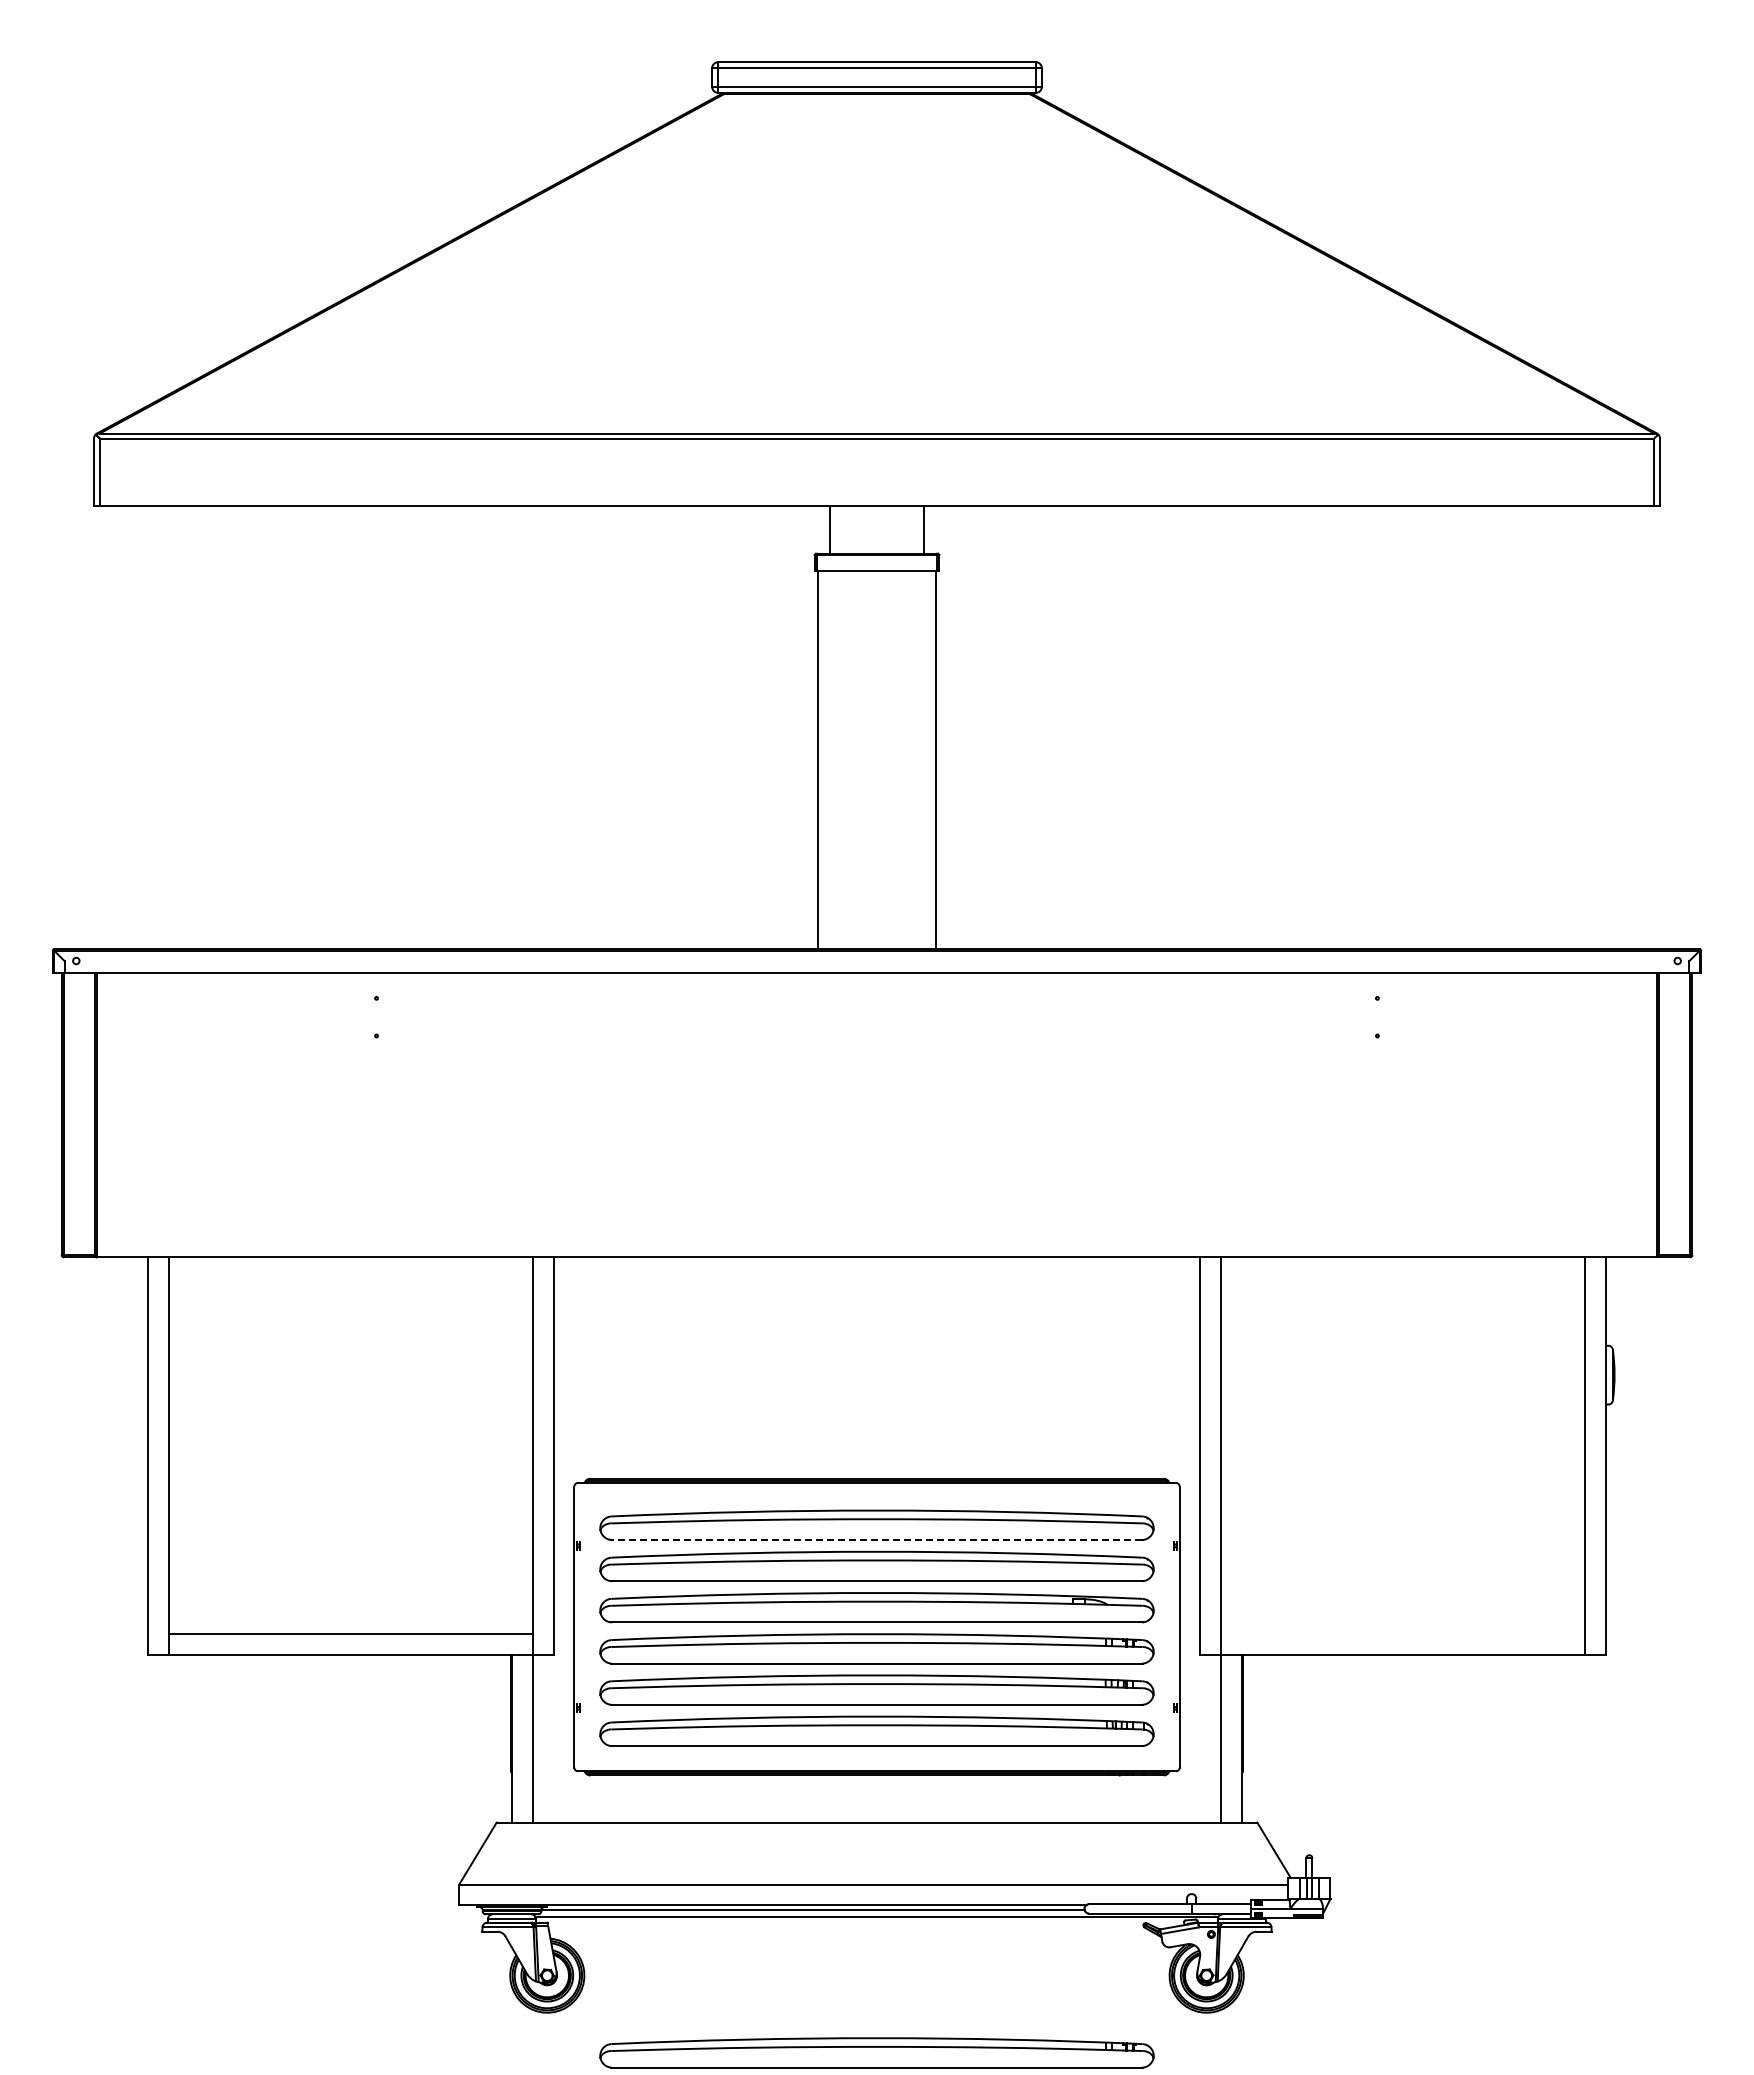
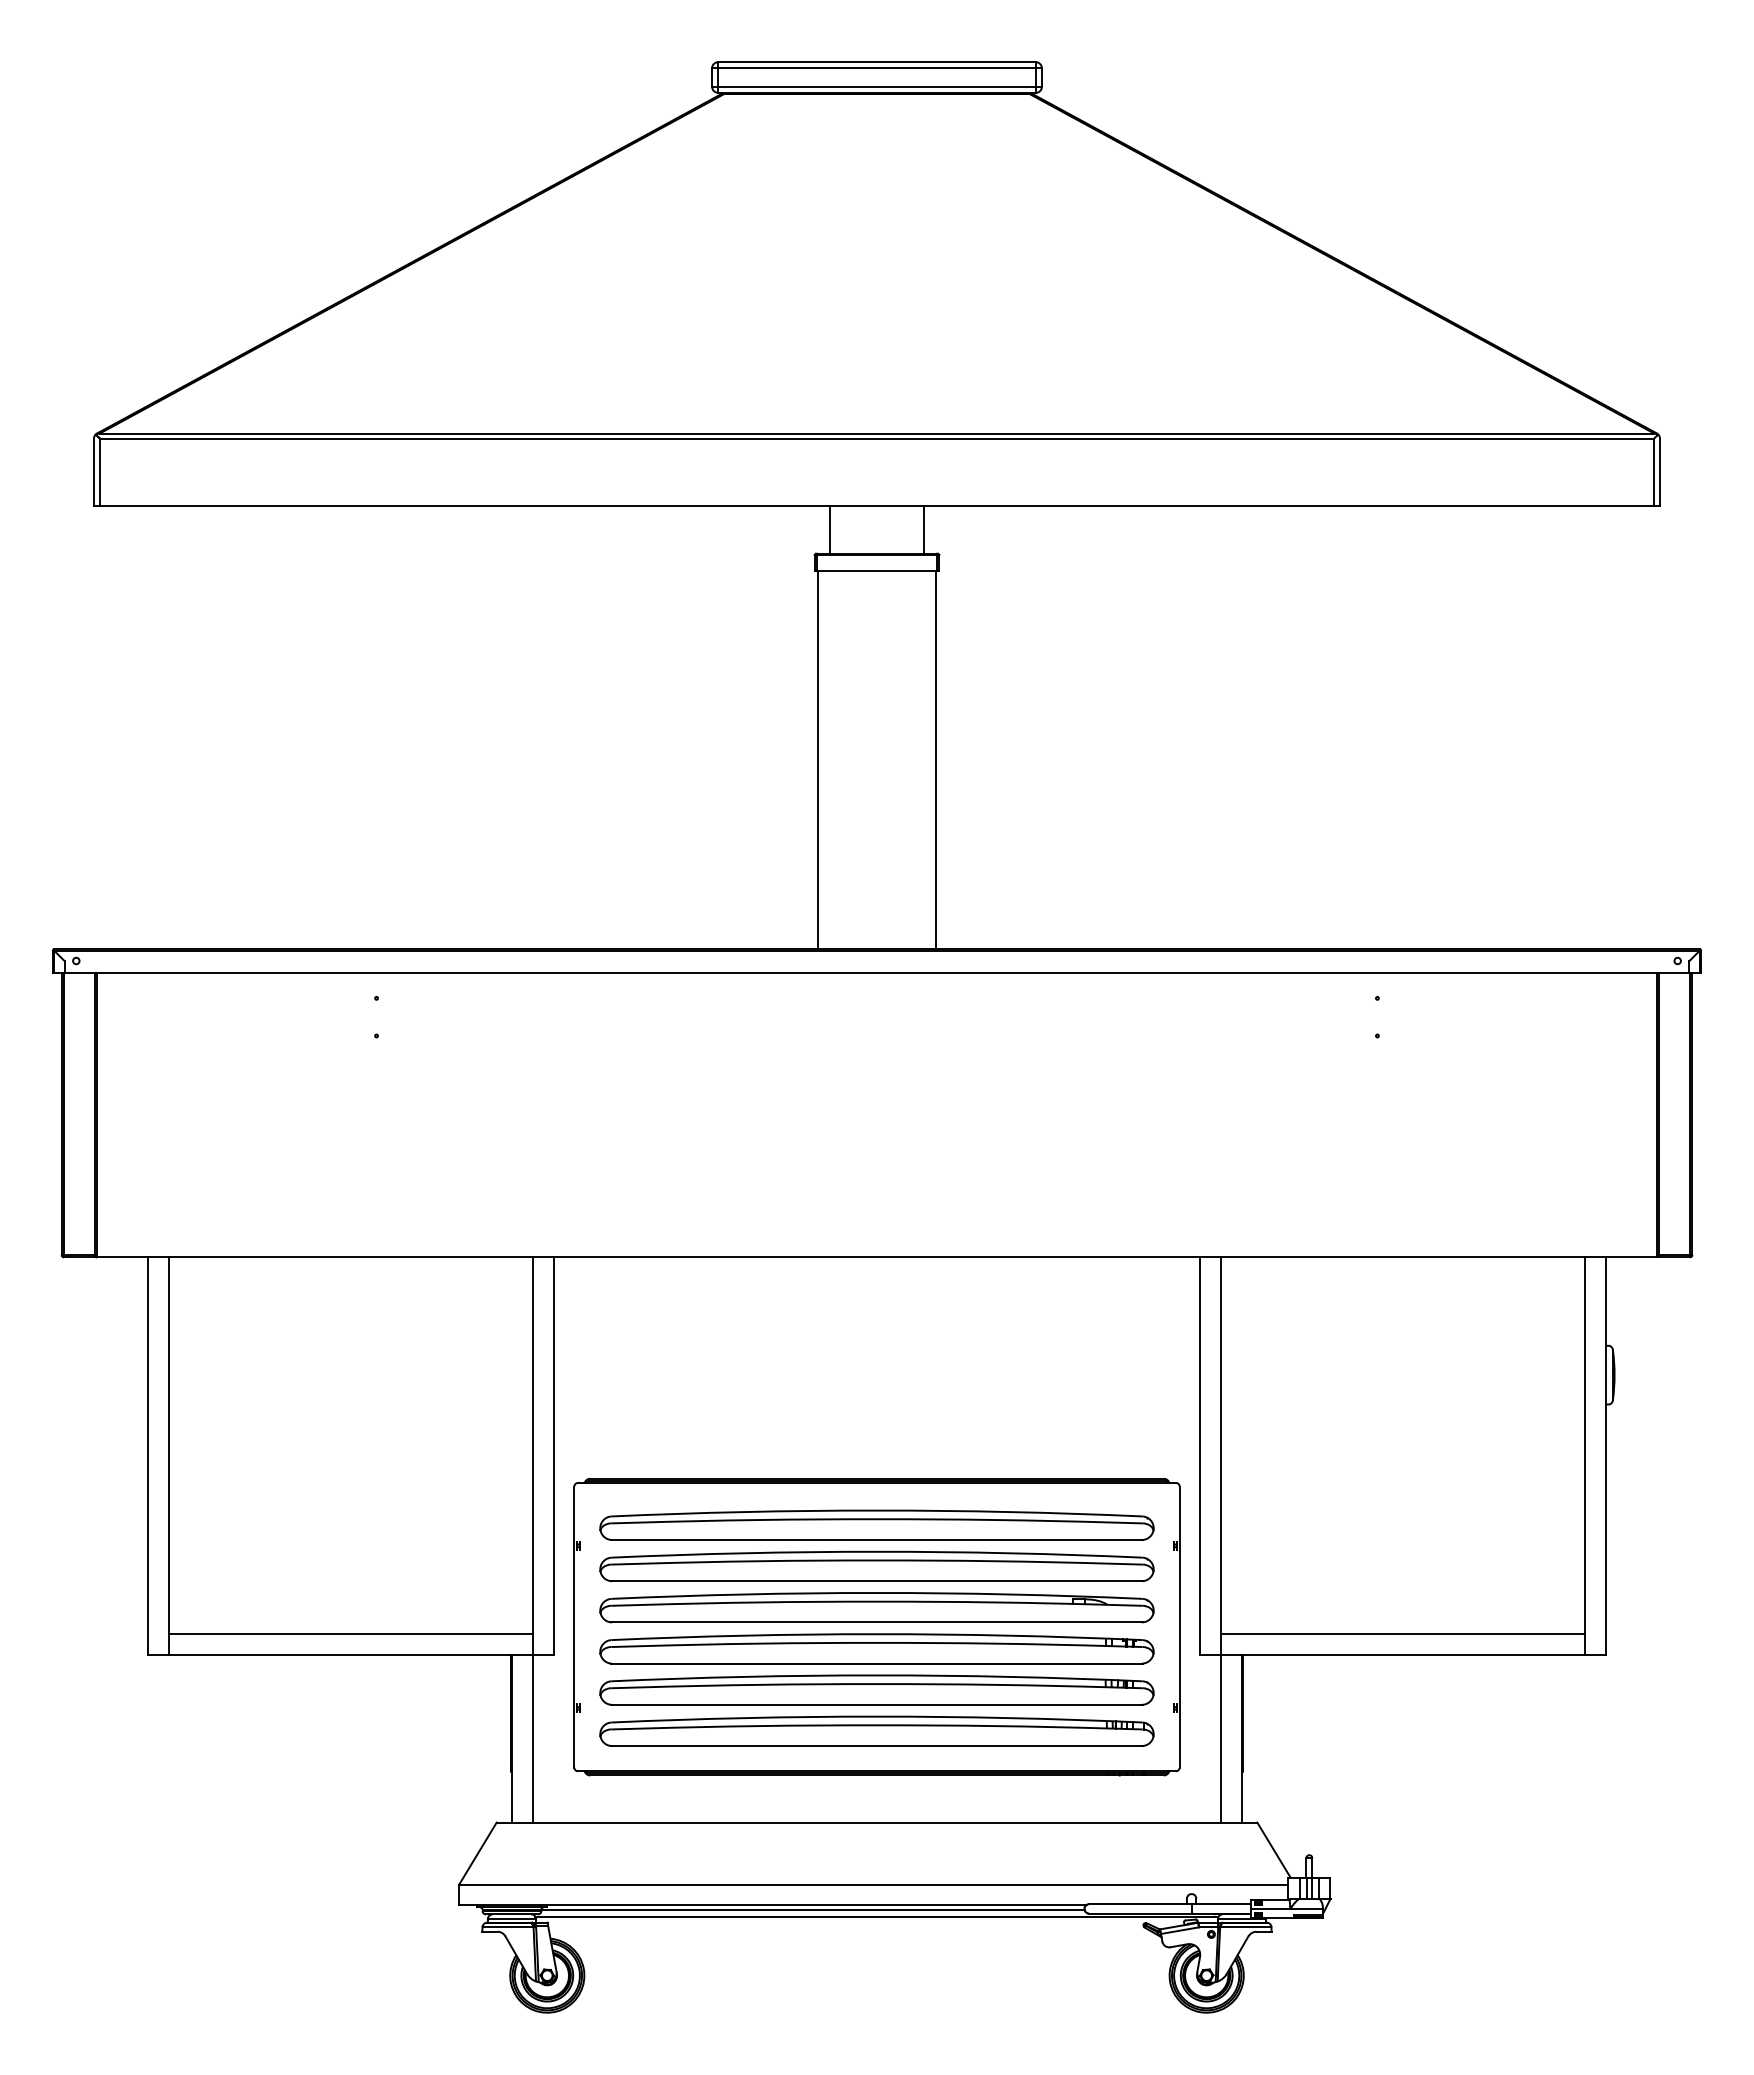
line: dashed -> solid (877, 1539)
line: none -> present (1402, 1634)
part: present -> none (876, 2052)
